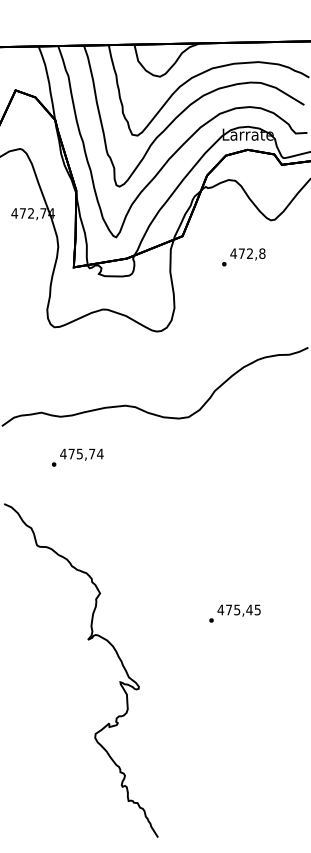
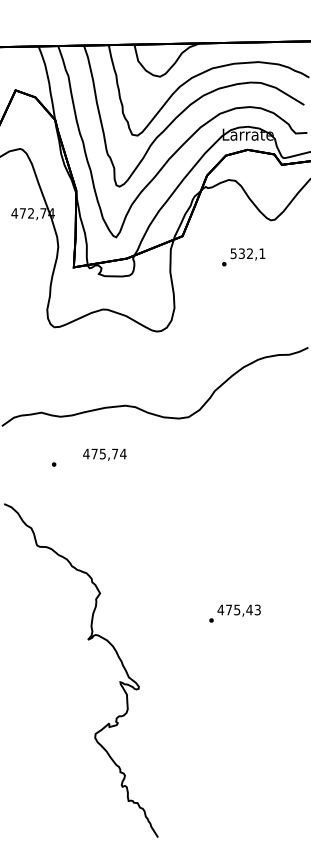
text: 472,8 -> 532,1 (247, 253)
text position: (81, 454) -> (104, 454) (104, 454)
text: 475,45 -> 475,43 (257, 609)
